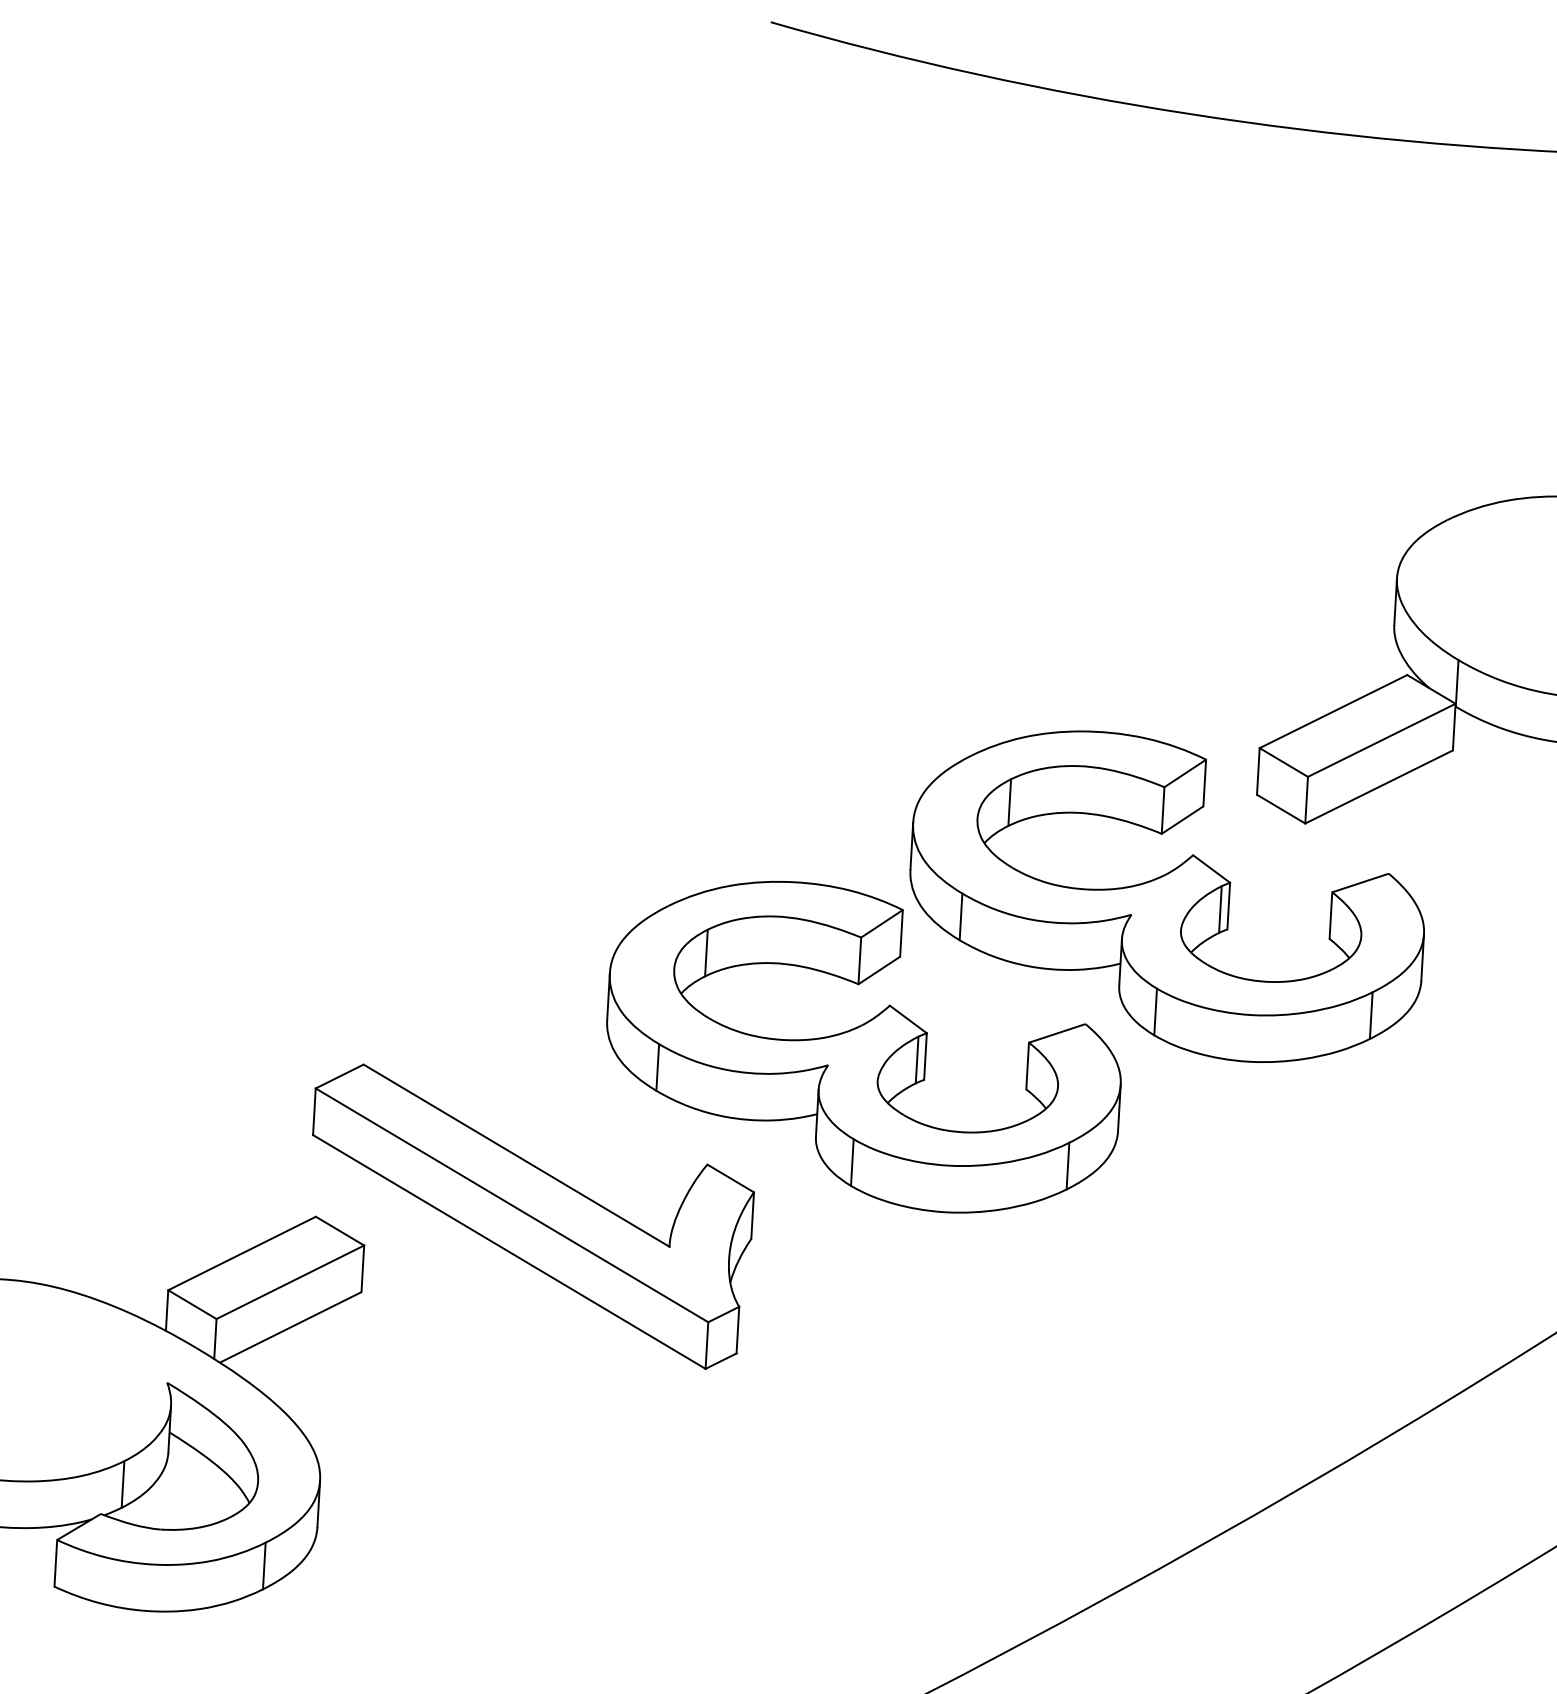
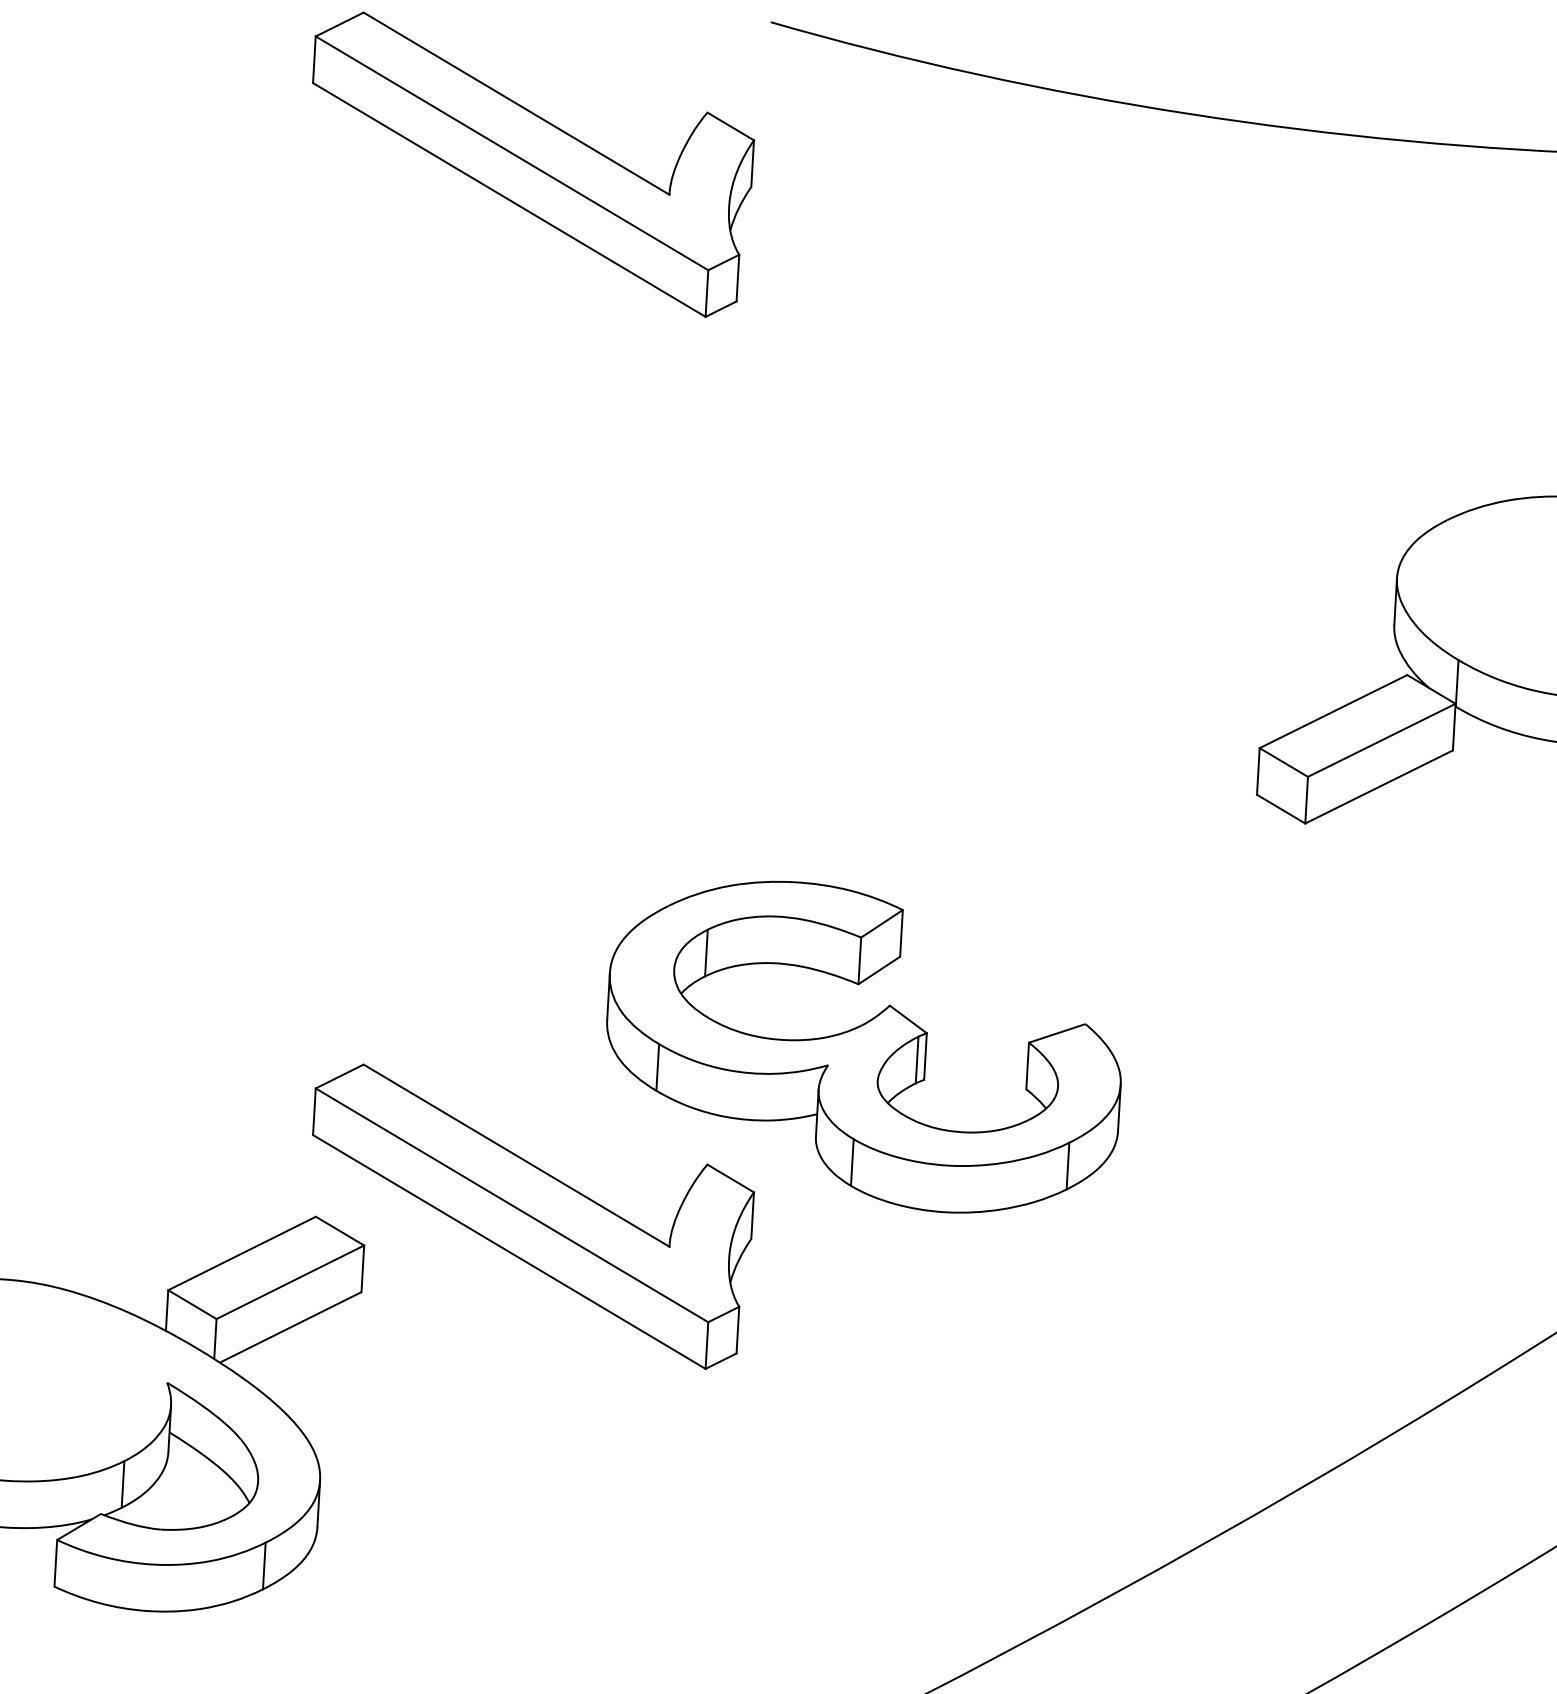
part: none -> present (533, 164)
part: present -> none (1166, 896)
